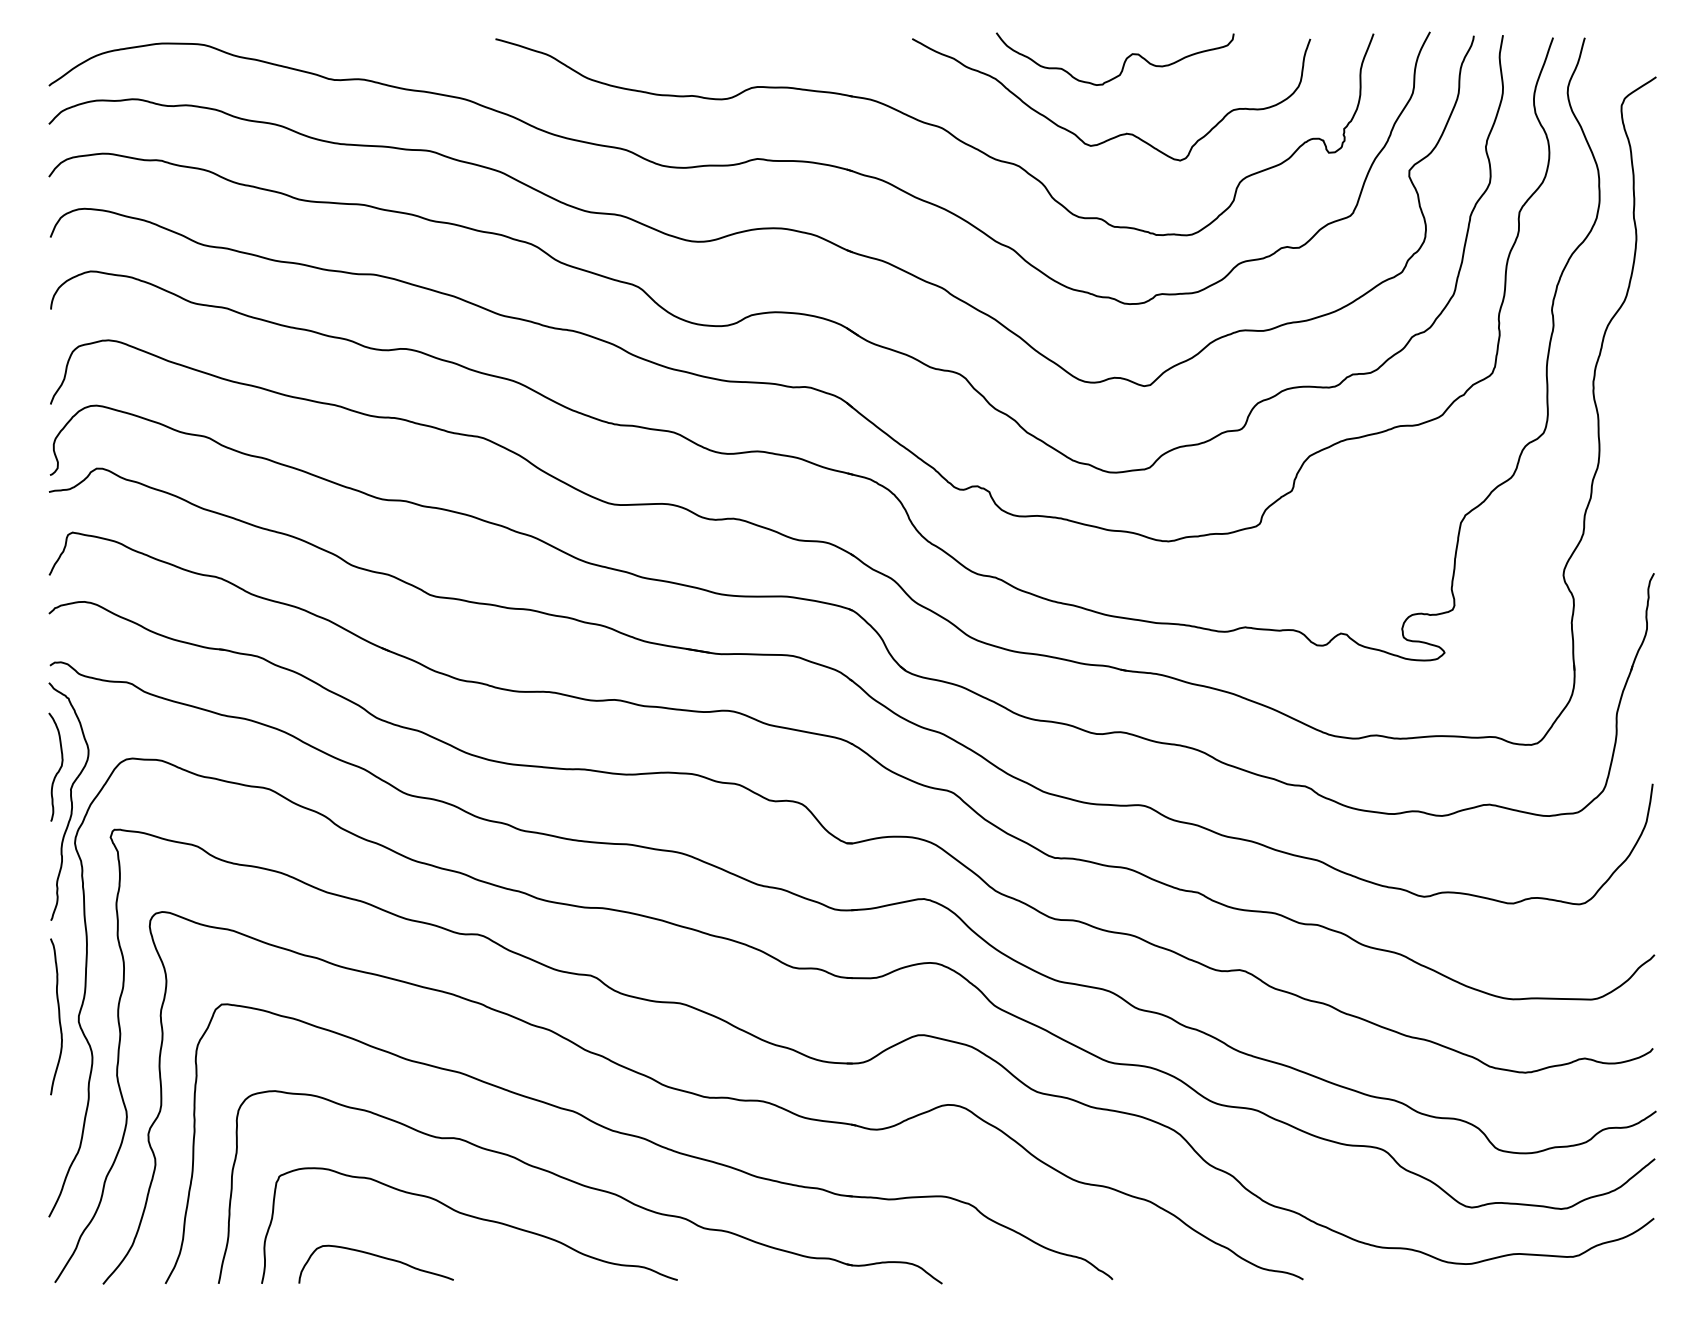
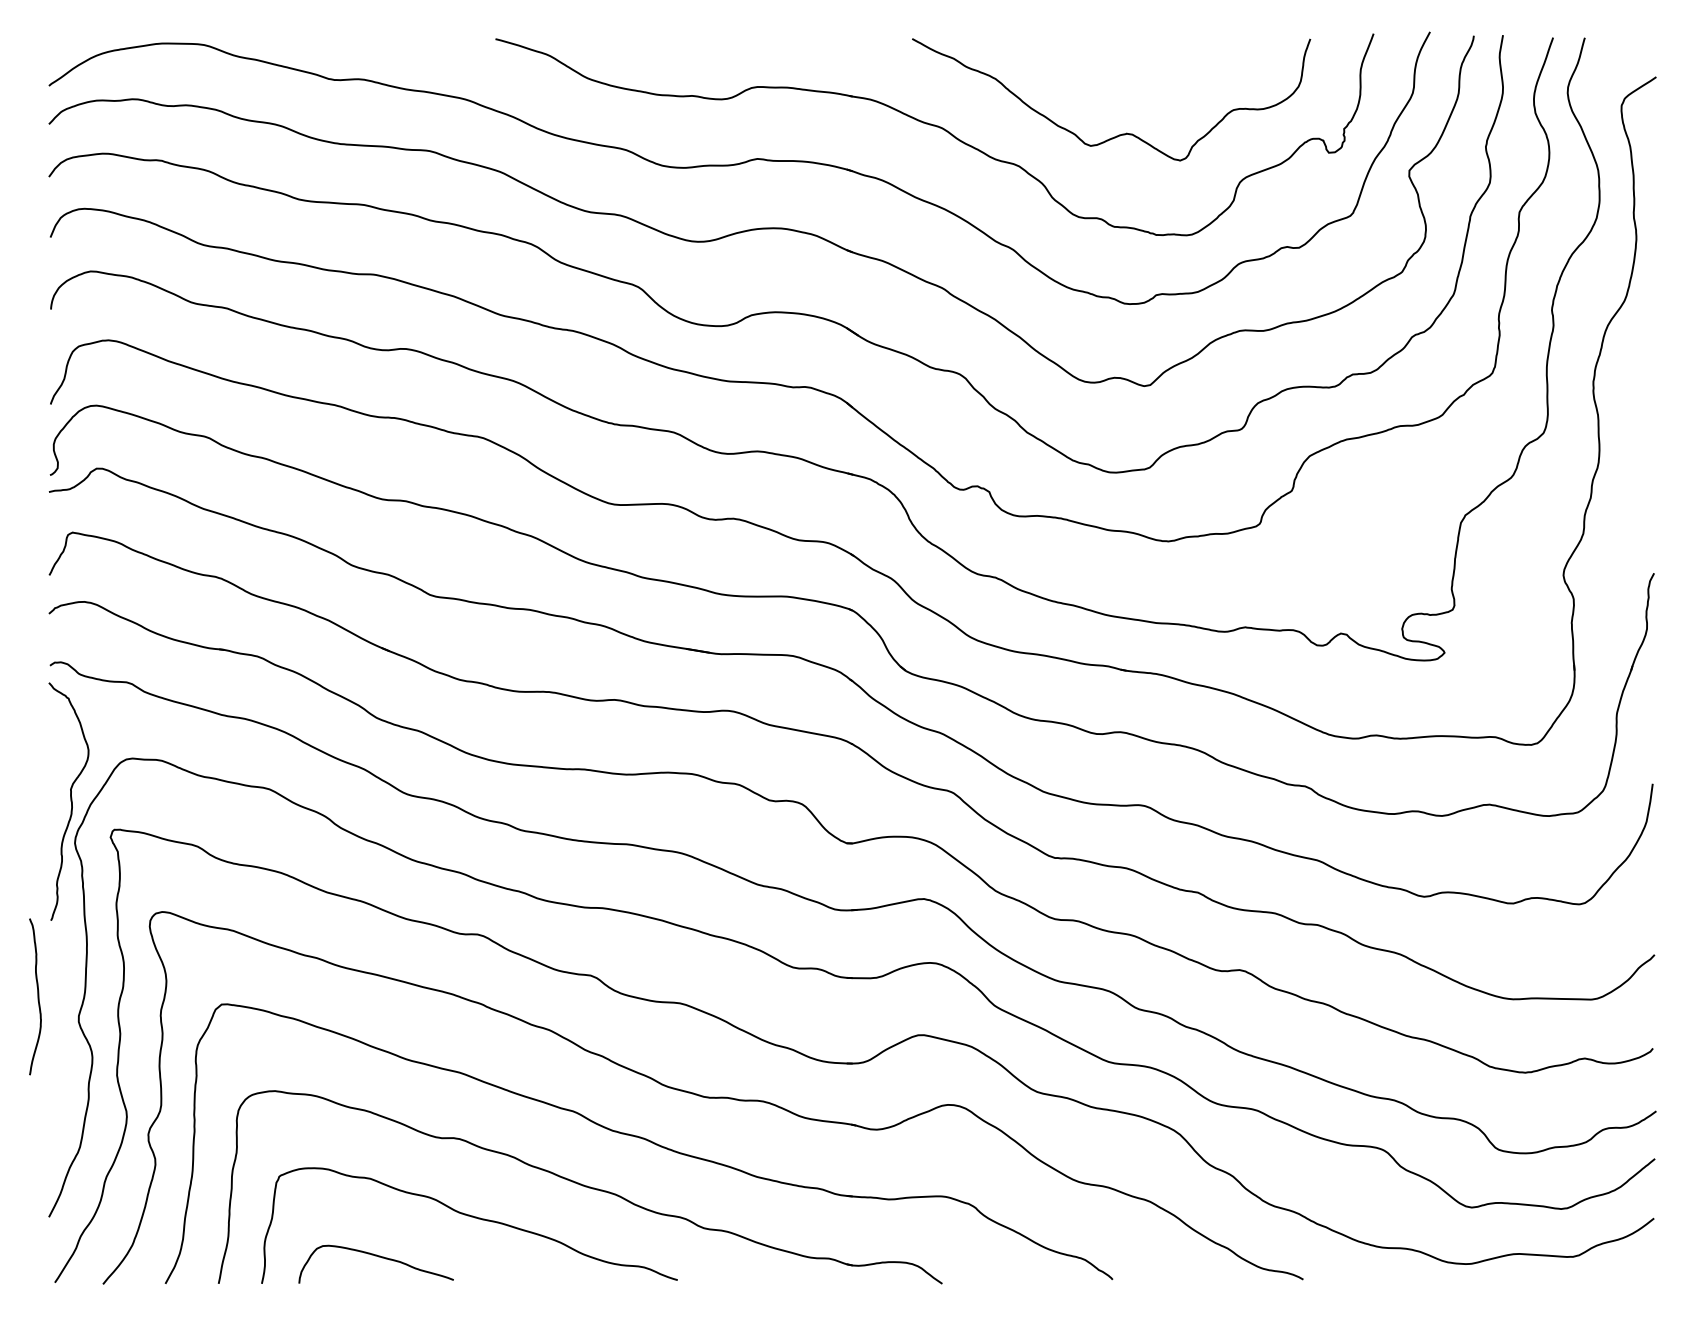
curve: present -> none (1123, 62)
curve: present -> none (59, 767)
curve position: (58, 1016) -> (37, 996) (37, 996)
